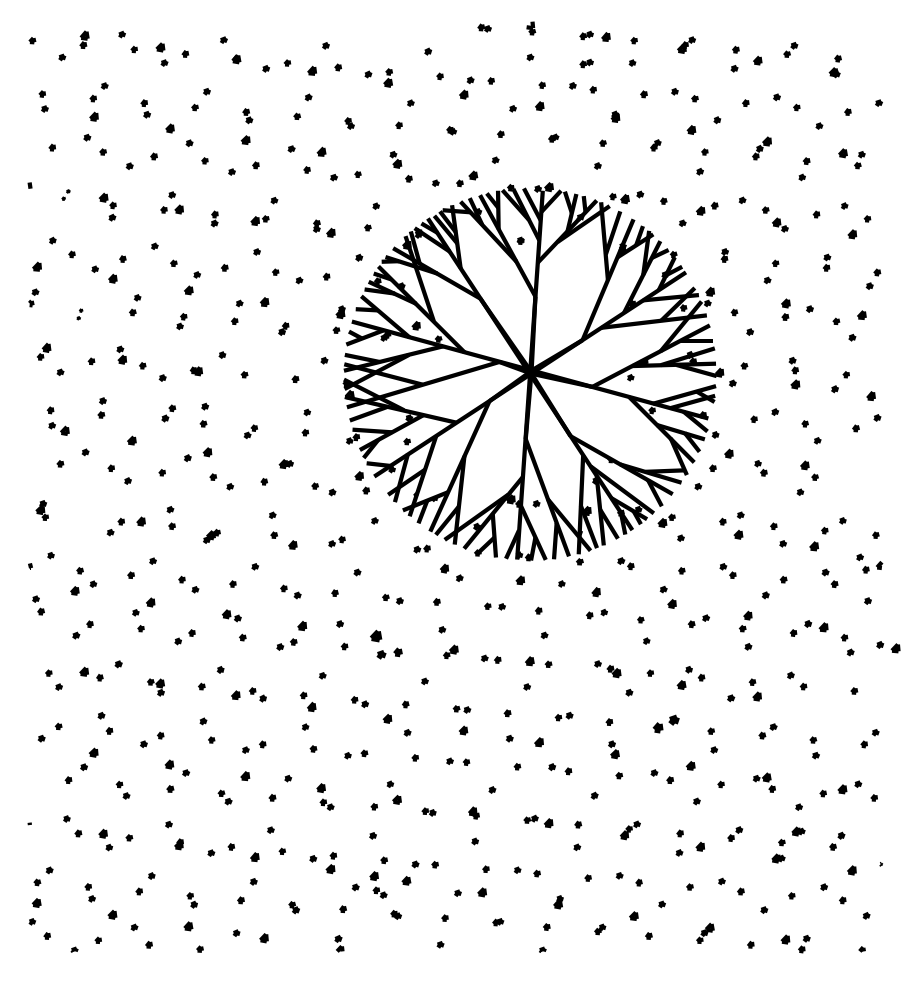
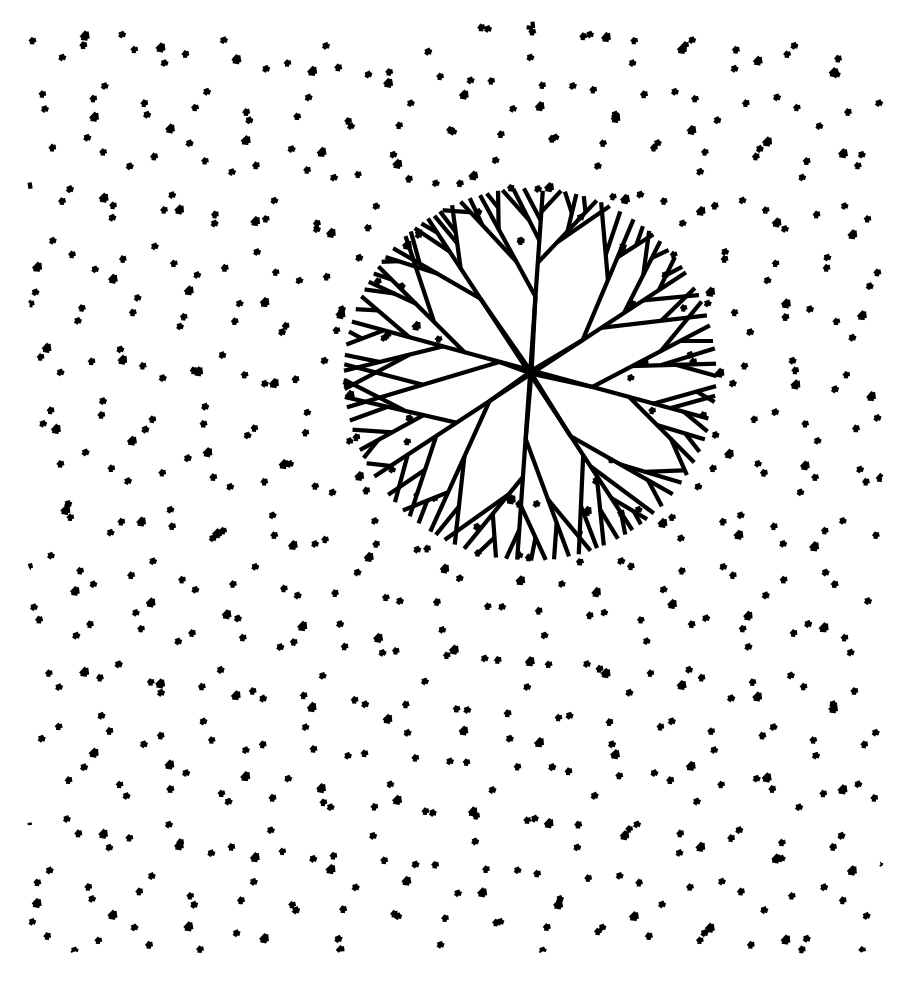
part: present -> none (586, 63)
part size: 10x12 px -> 16x20 px (65, 194)
part size: 8x13 px -> 12x21 px (79, 314)
part: none -> present (269, 382)
part position: (168, 413) -> (148, 424) (148, 424)
part position: (58, 428) -> (49, 426) (49, 426)
part position: (41, 510) -> (66, 510) (66, 510)
part position: (211, 535) -> (217, 533) (217, 533)
part position: (336, 541) -> (319, 541) (319, 541)
part: none -> present (371, 550)
part position: (869, 563) -> (869, 475) (869, 475)
part position: (38, 605) -> (36, 613) (36, 613)
part size: 33x31 px -> 27x24 px (386, 644)
part: present -> none (888, 647)
part position: (607, 669) -> (596, 669) (596, 669)
part: none -> present (832, 706)
part size: 28x20 px -> 20x14 px (665, 723)
part: present -> none (798, 831)
part: present -> none (378, 884)
